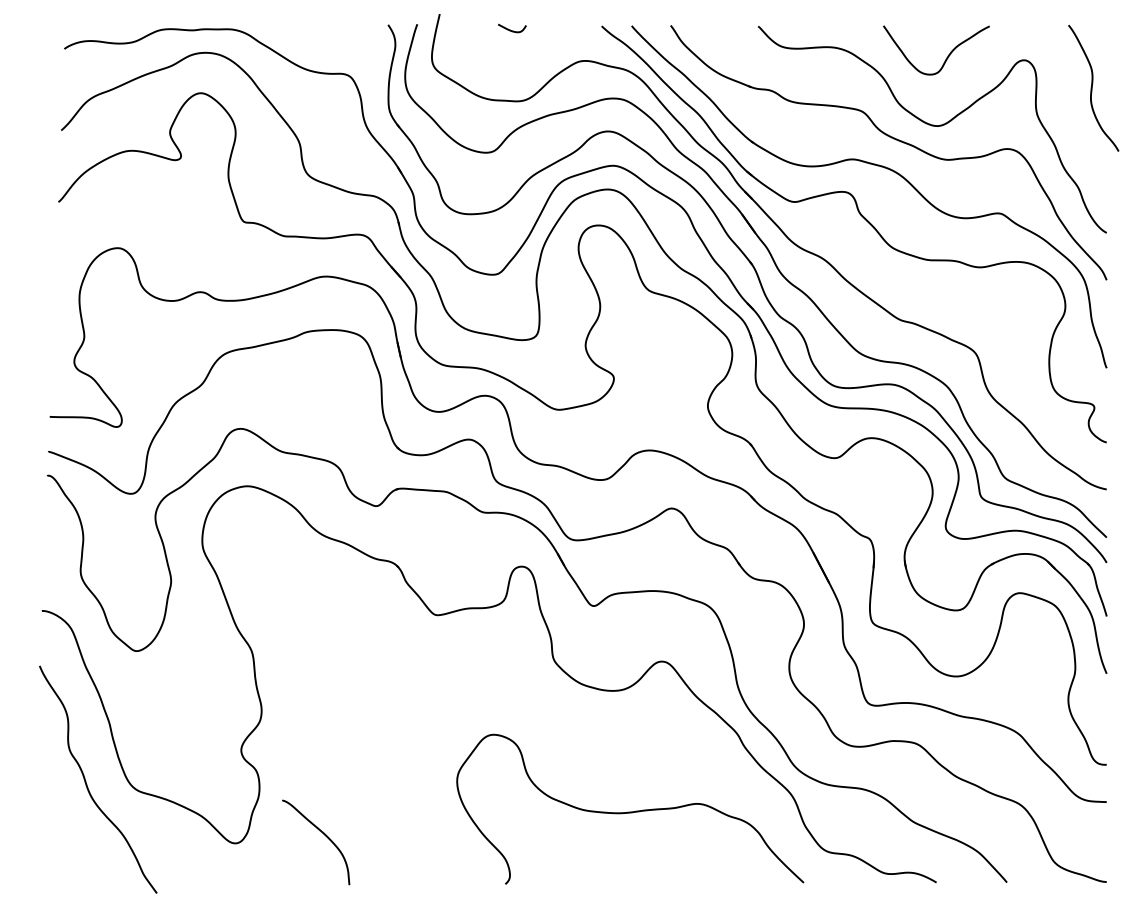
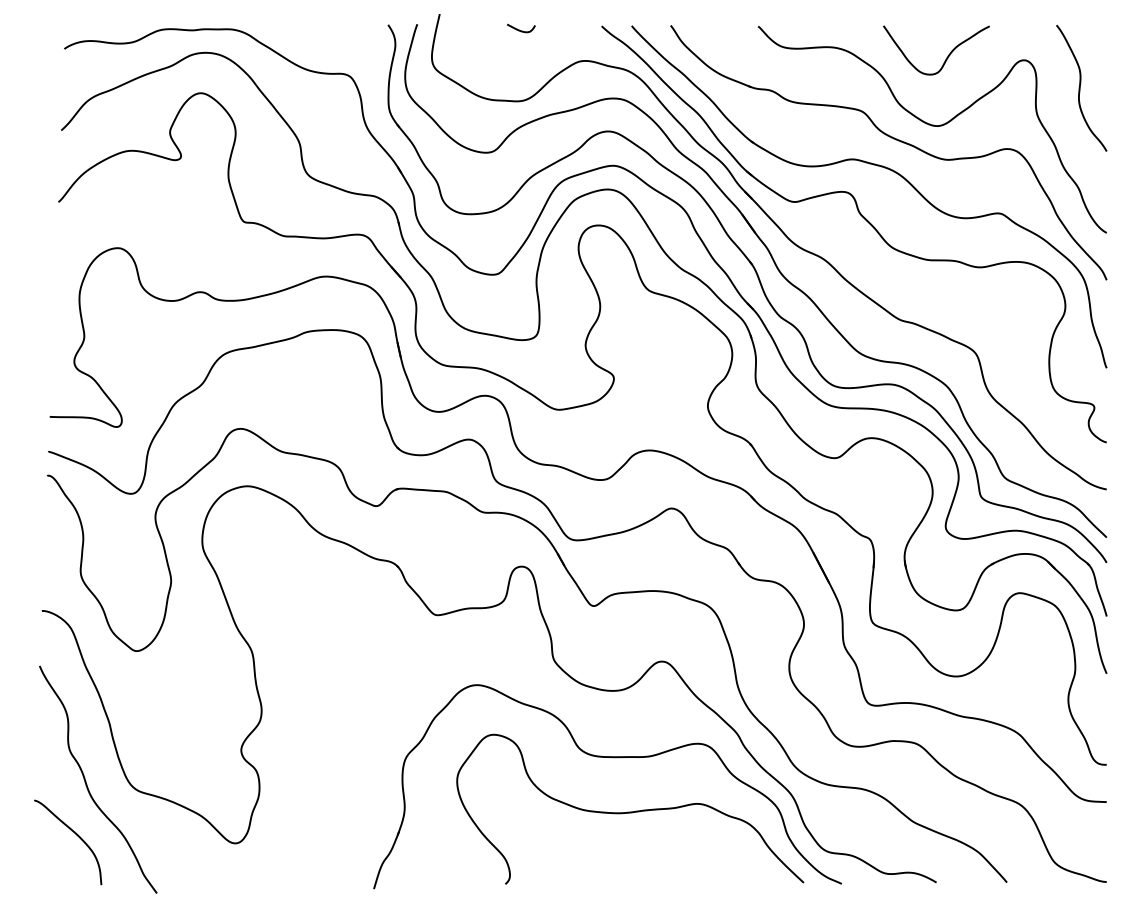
curve position: (512, 30) -> (521, 30) (521, 30)
curve position: (1092, 87) -> (1080, 87) (1080, 87)
part: none -> present (613, 758)
curve position: (323, 834) -> (75, 834) (75, 834)
